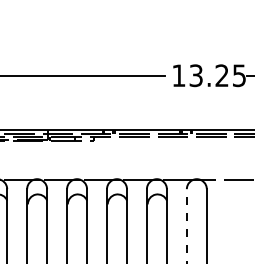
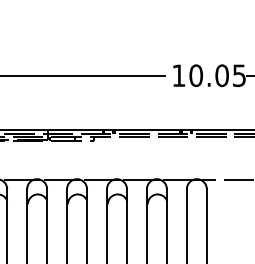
text: 13.25 -> 10.05 (208, 75)
line: dashed -> solid (186, 226)
